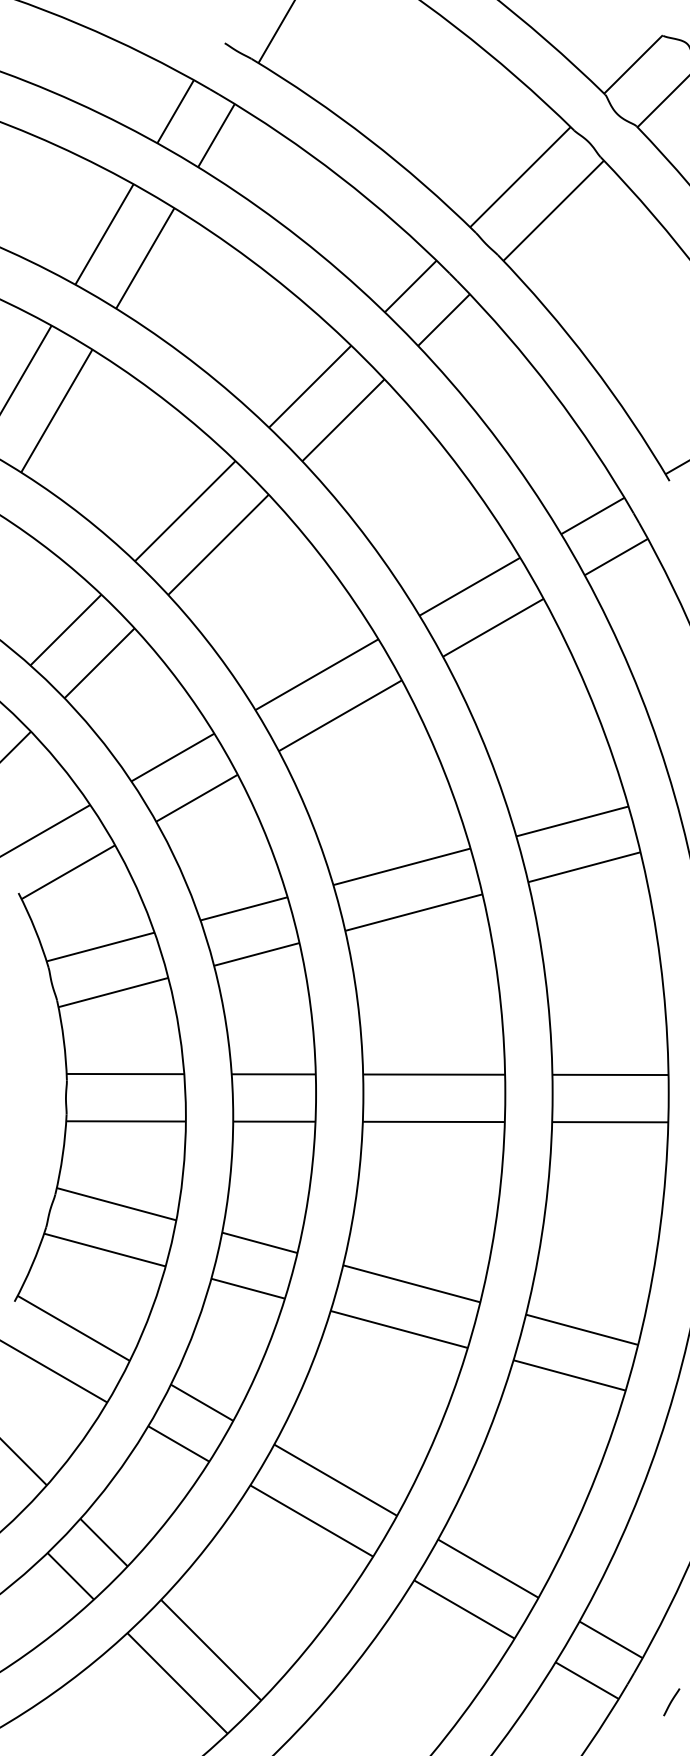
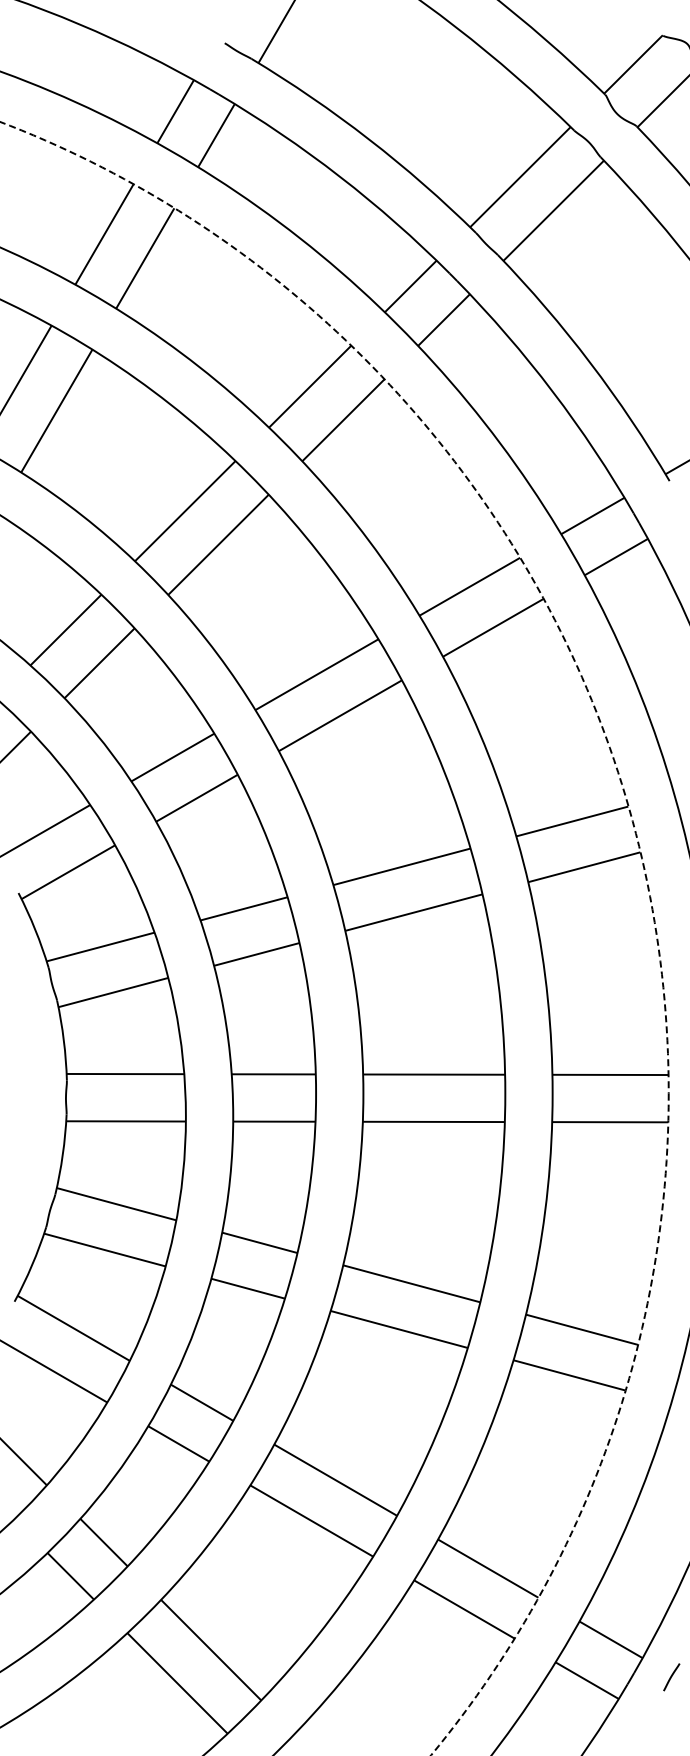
circle: solid -> dashed (334, 938)
line position: (671, 1702) -> (671, 1677) (671, 1677)
